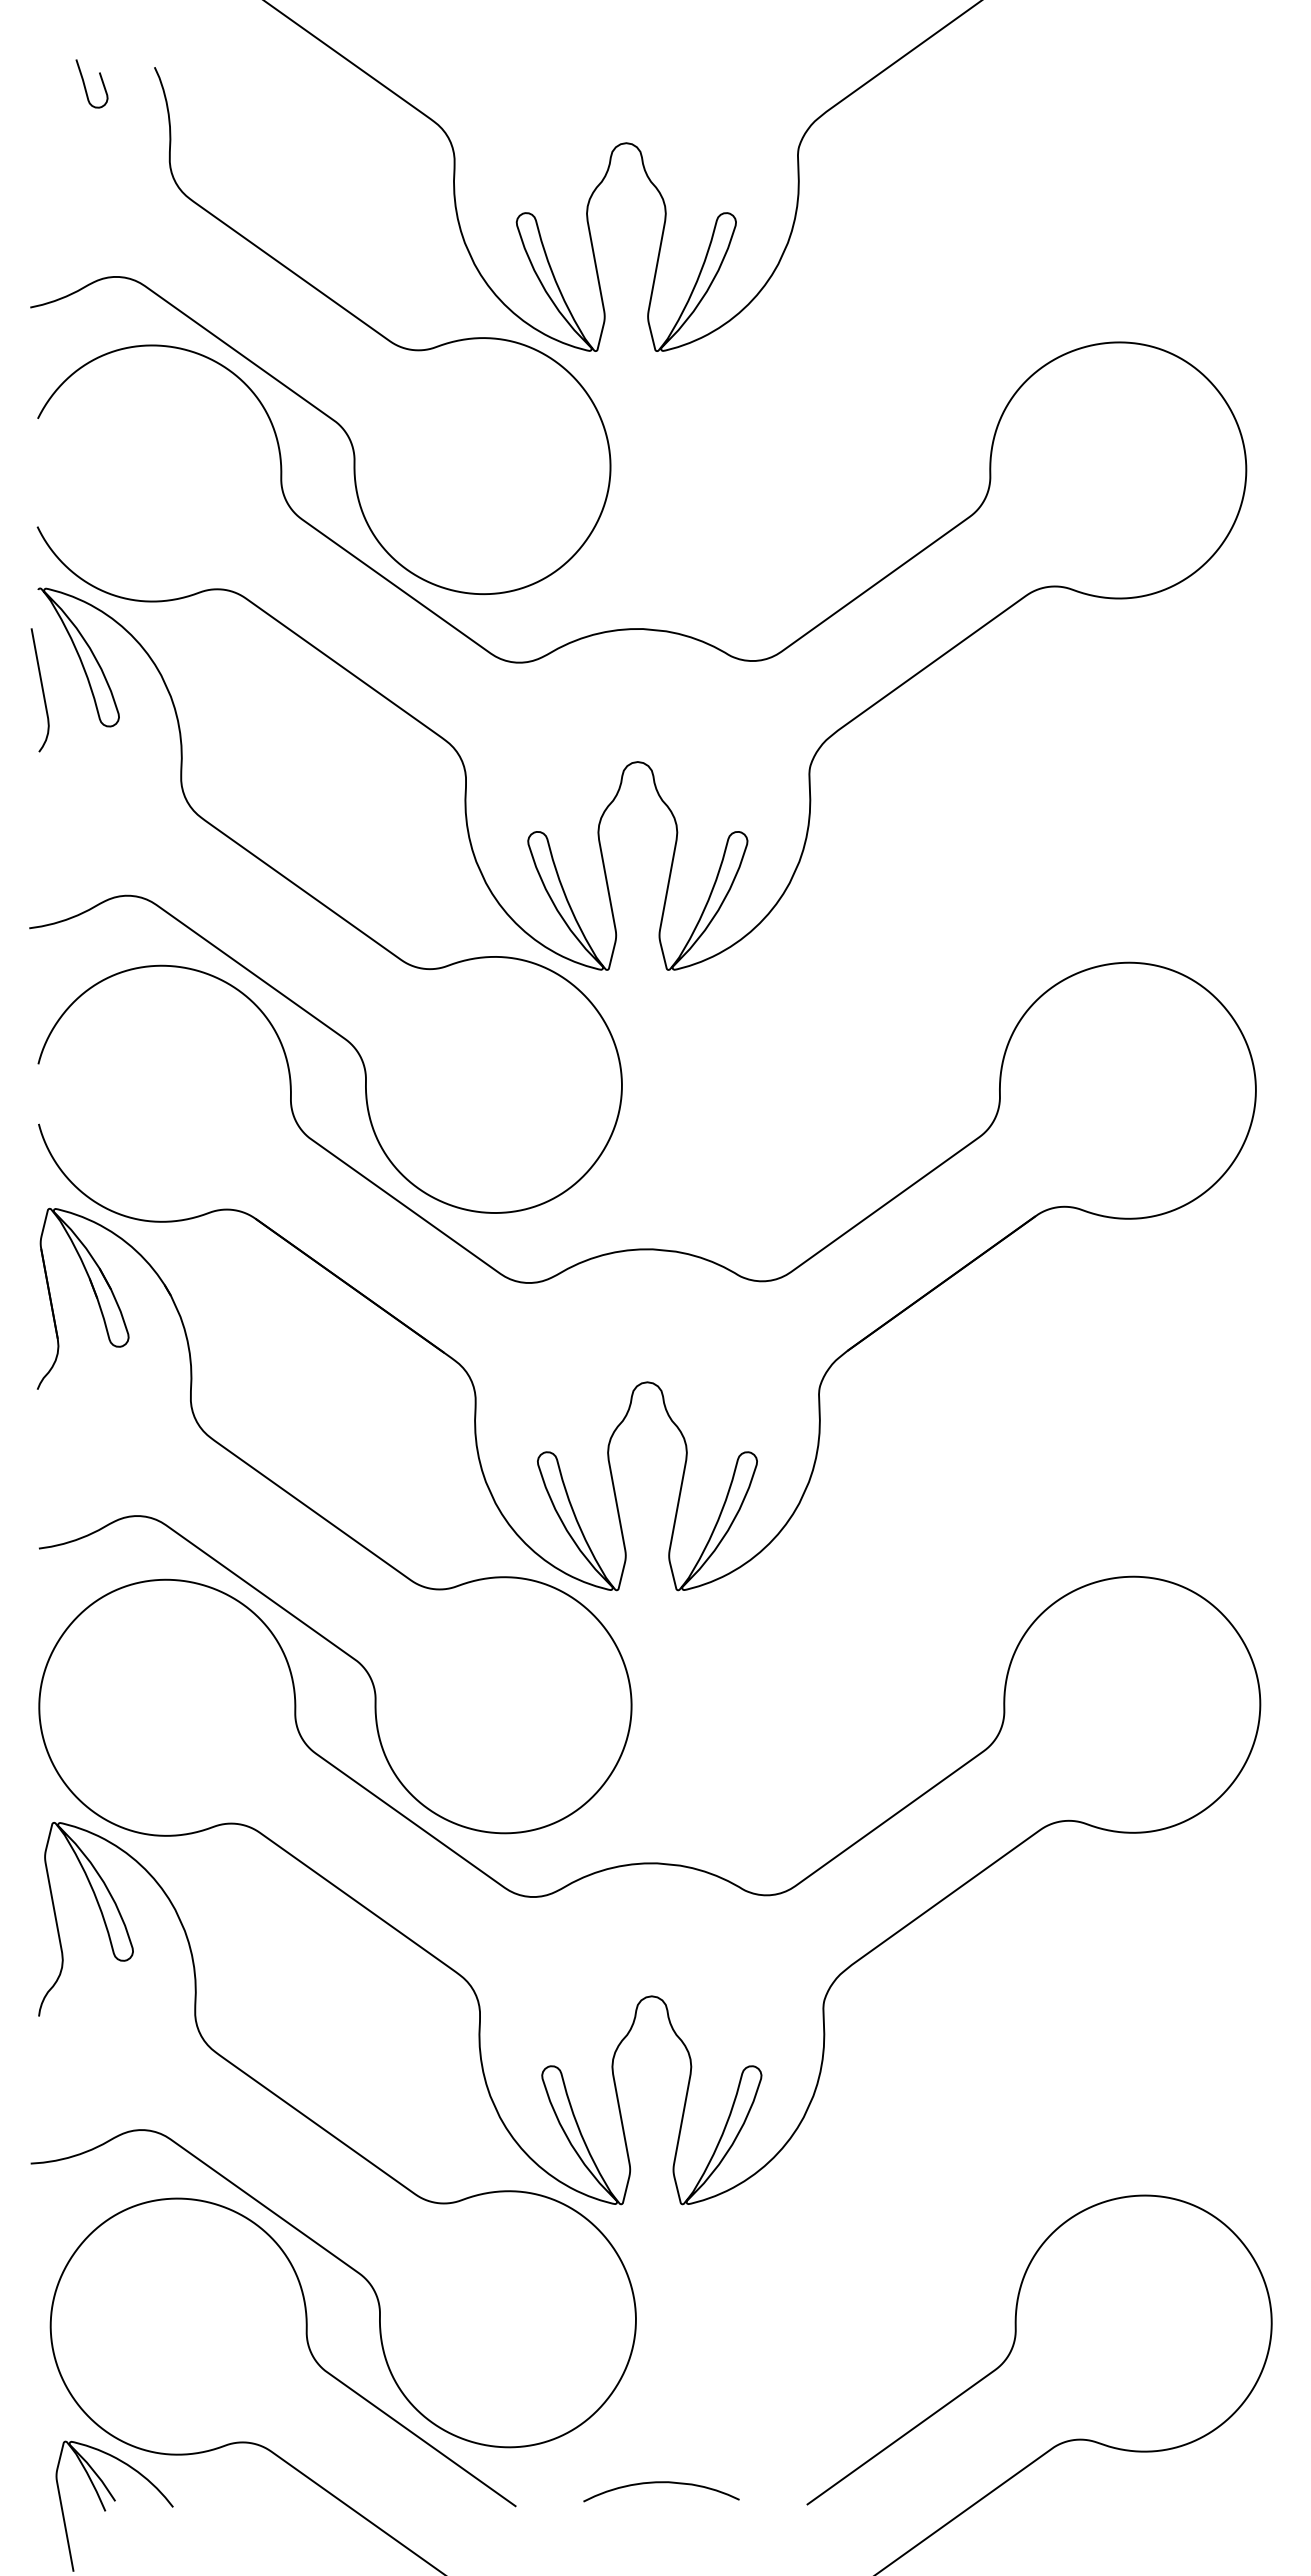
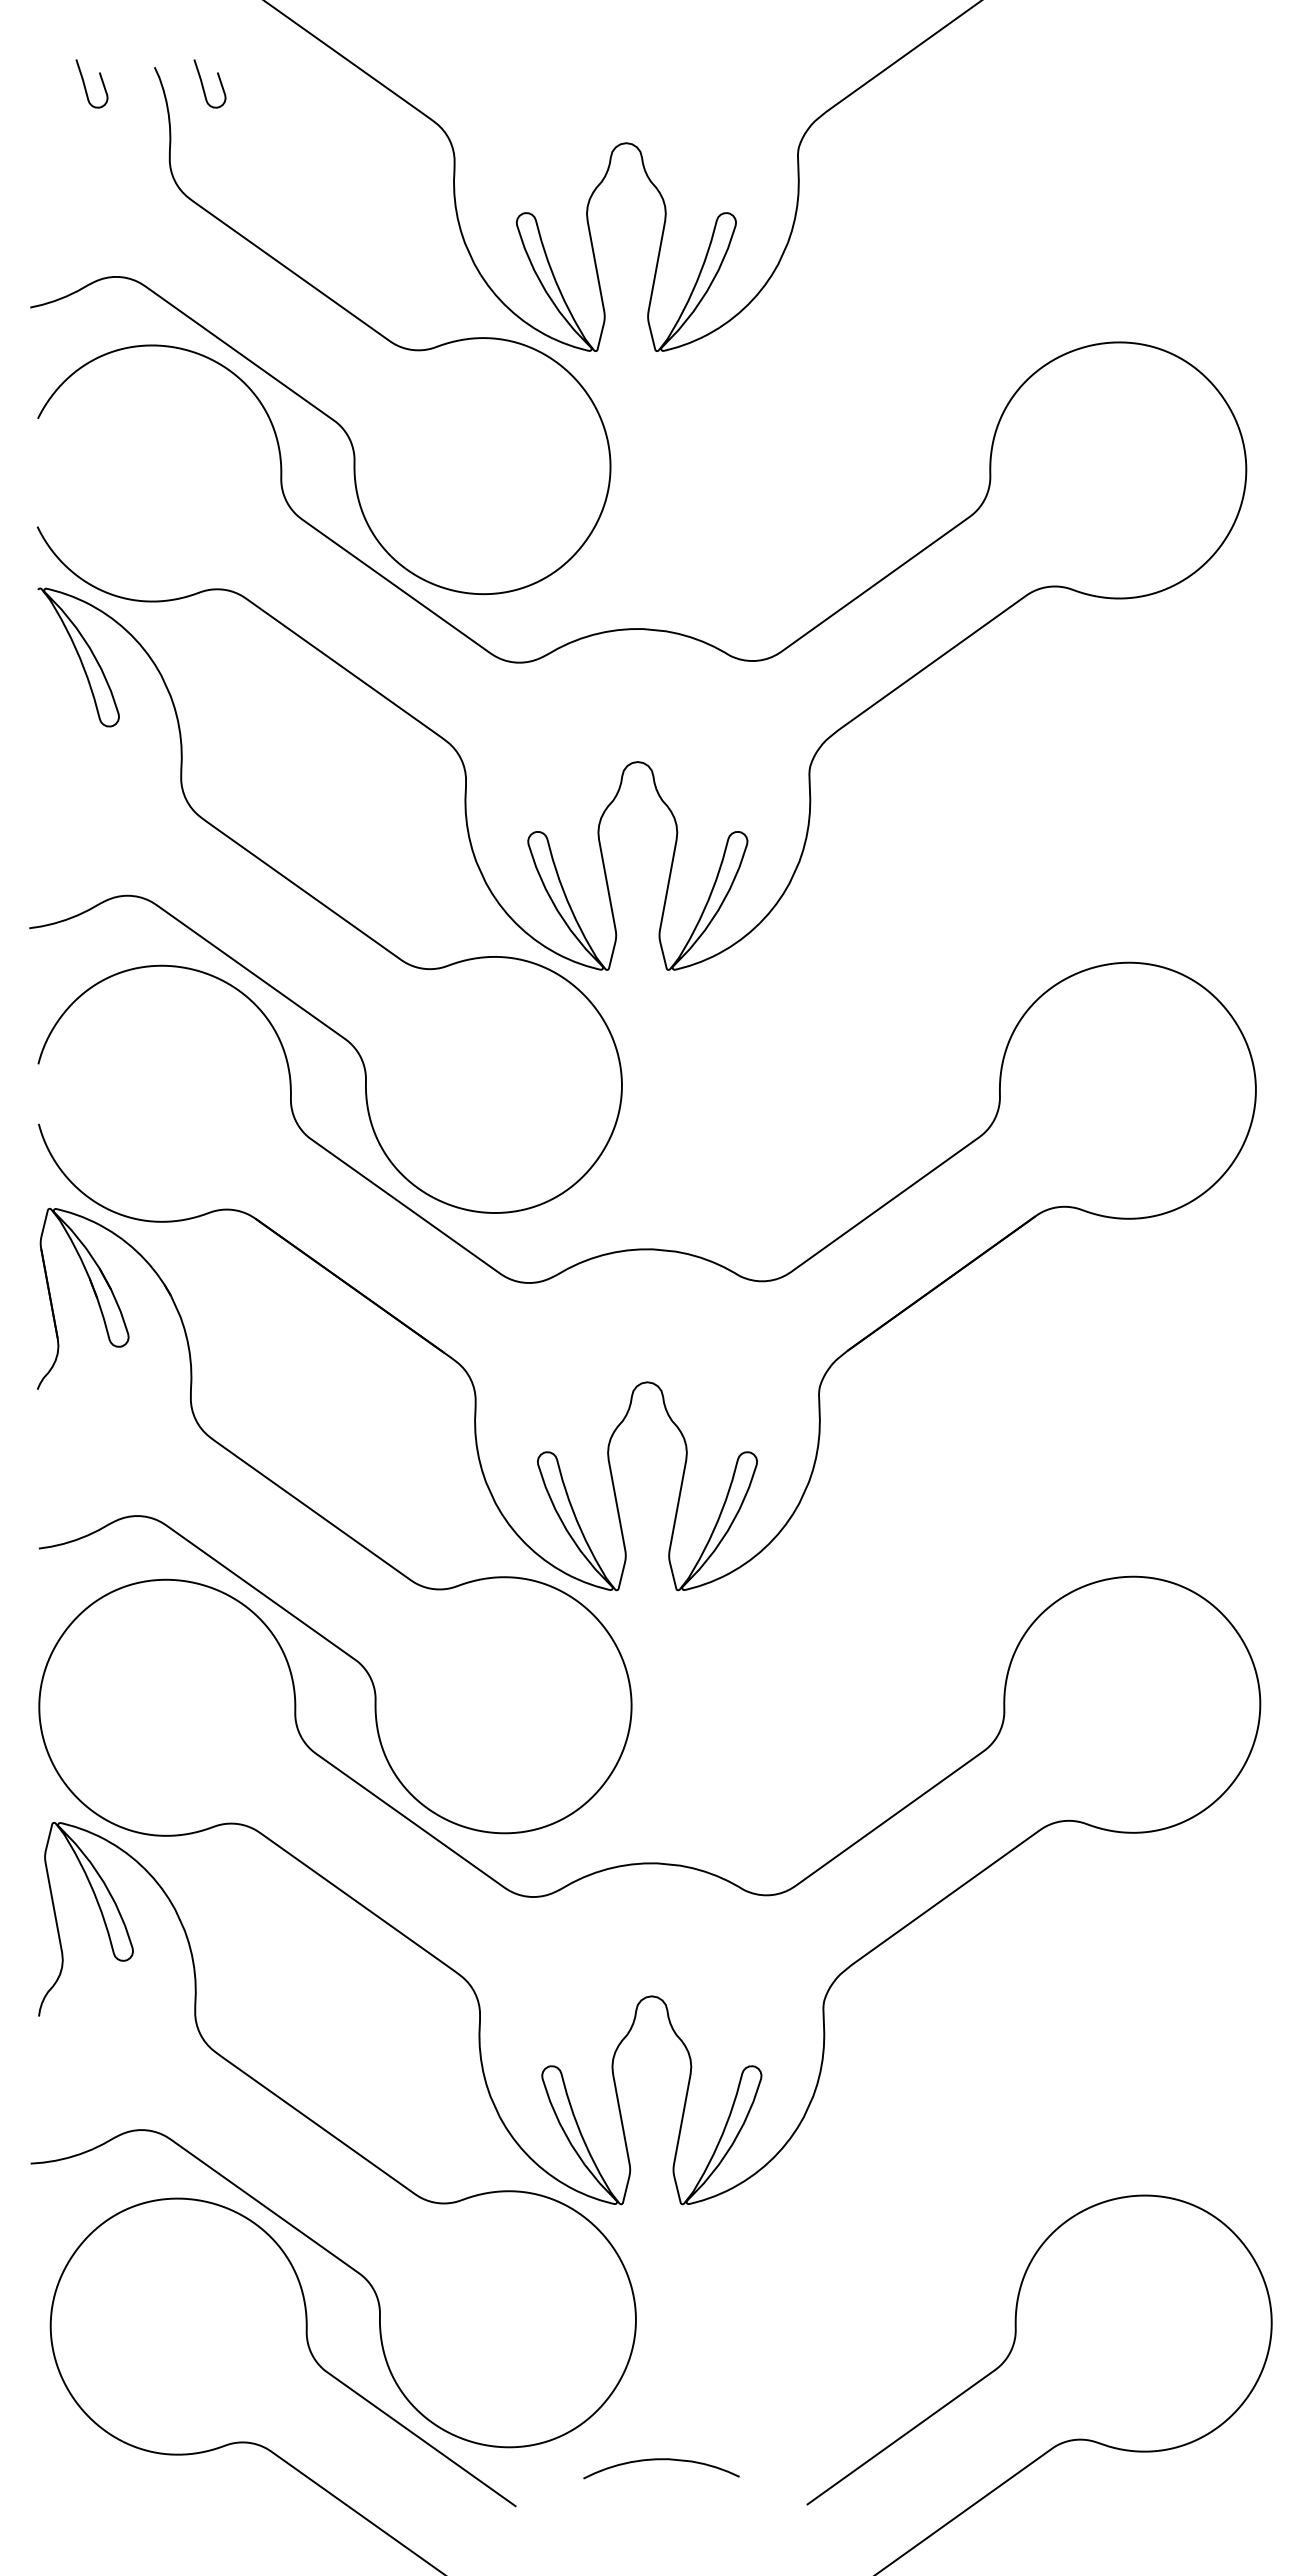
curve: none -> present (203, 84)
curve: present -> none (41, 689)
curve position: (661, 2483) -> (661, 2460) (661, 2460)
part: present -> none (114, 2505)
